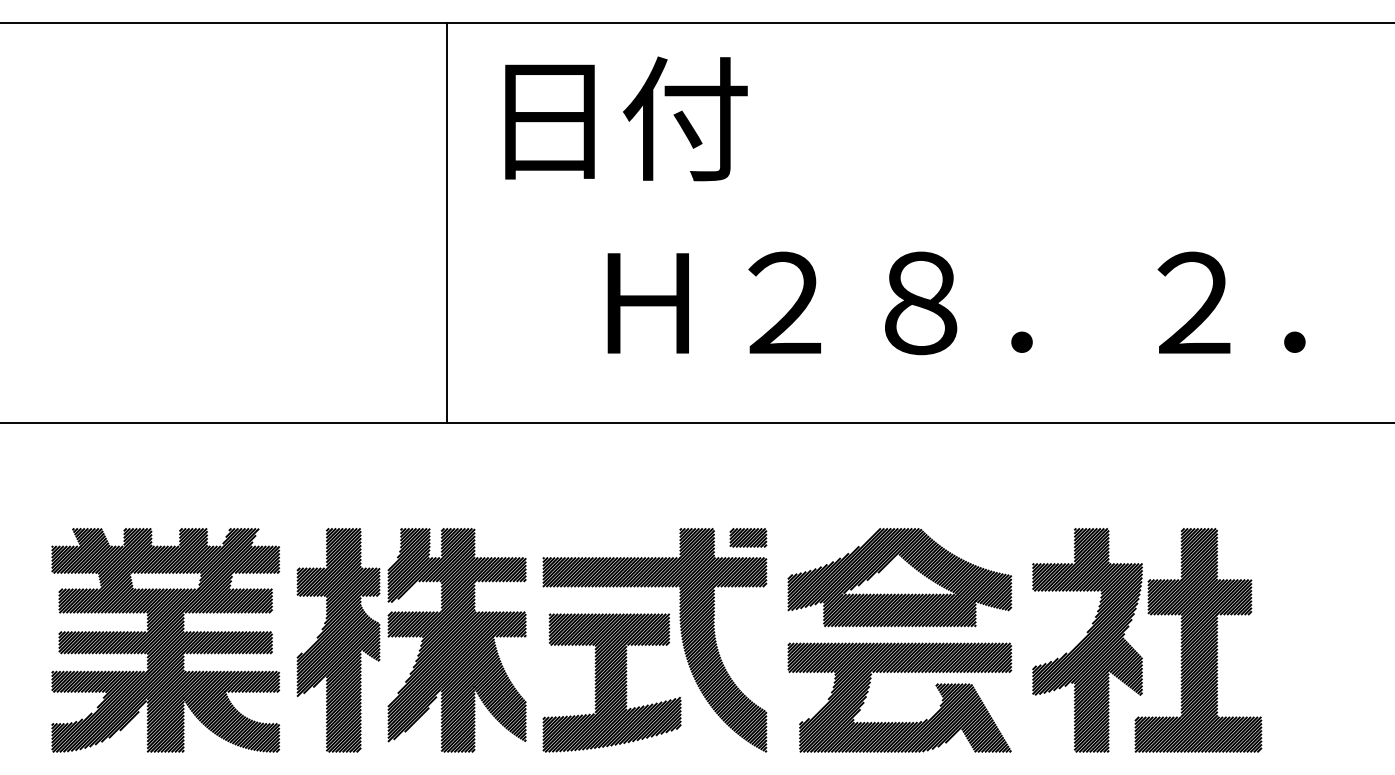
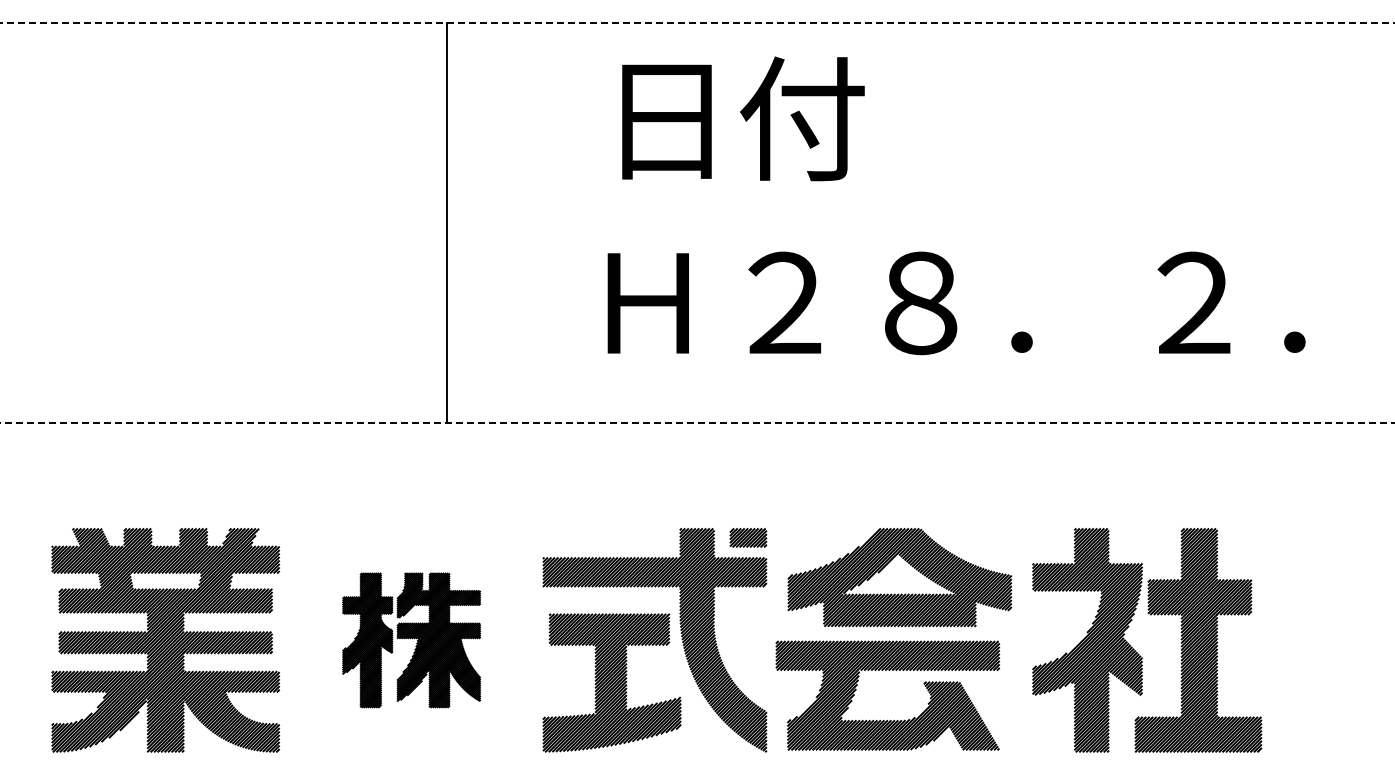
line: solid -> dashed (698, 23)
text position: (626, 118) -> (743, 118) (743, 118)
line: solid -> dashed (697, 423)
part size: 231x225 px -> 139x137 px (411, 640)
part position: (899, 722) -> (887, 720) (887, 720)
